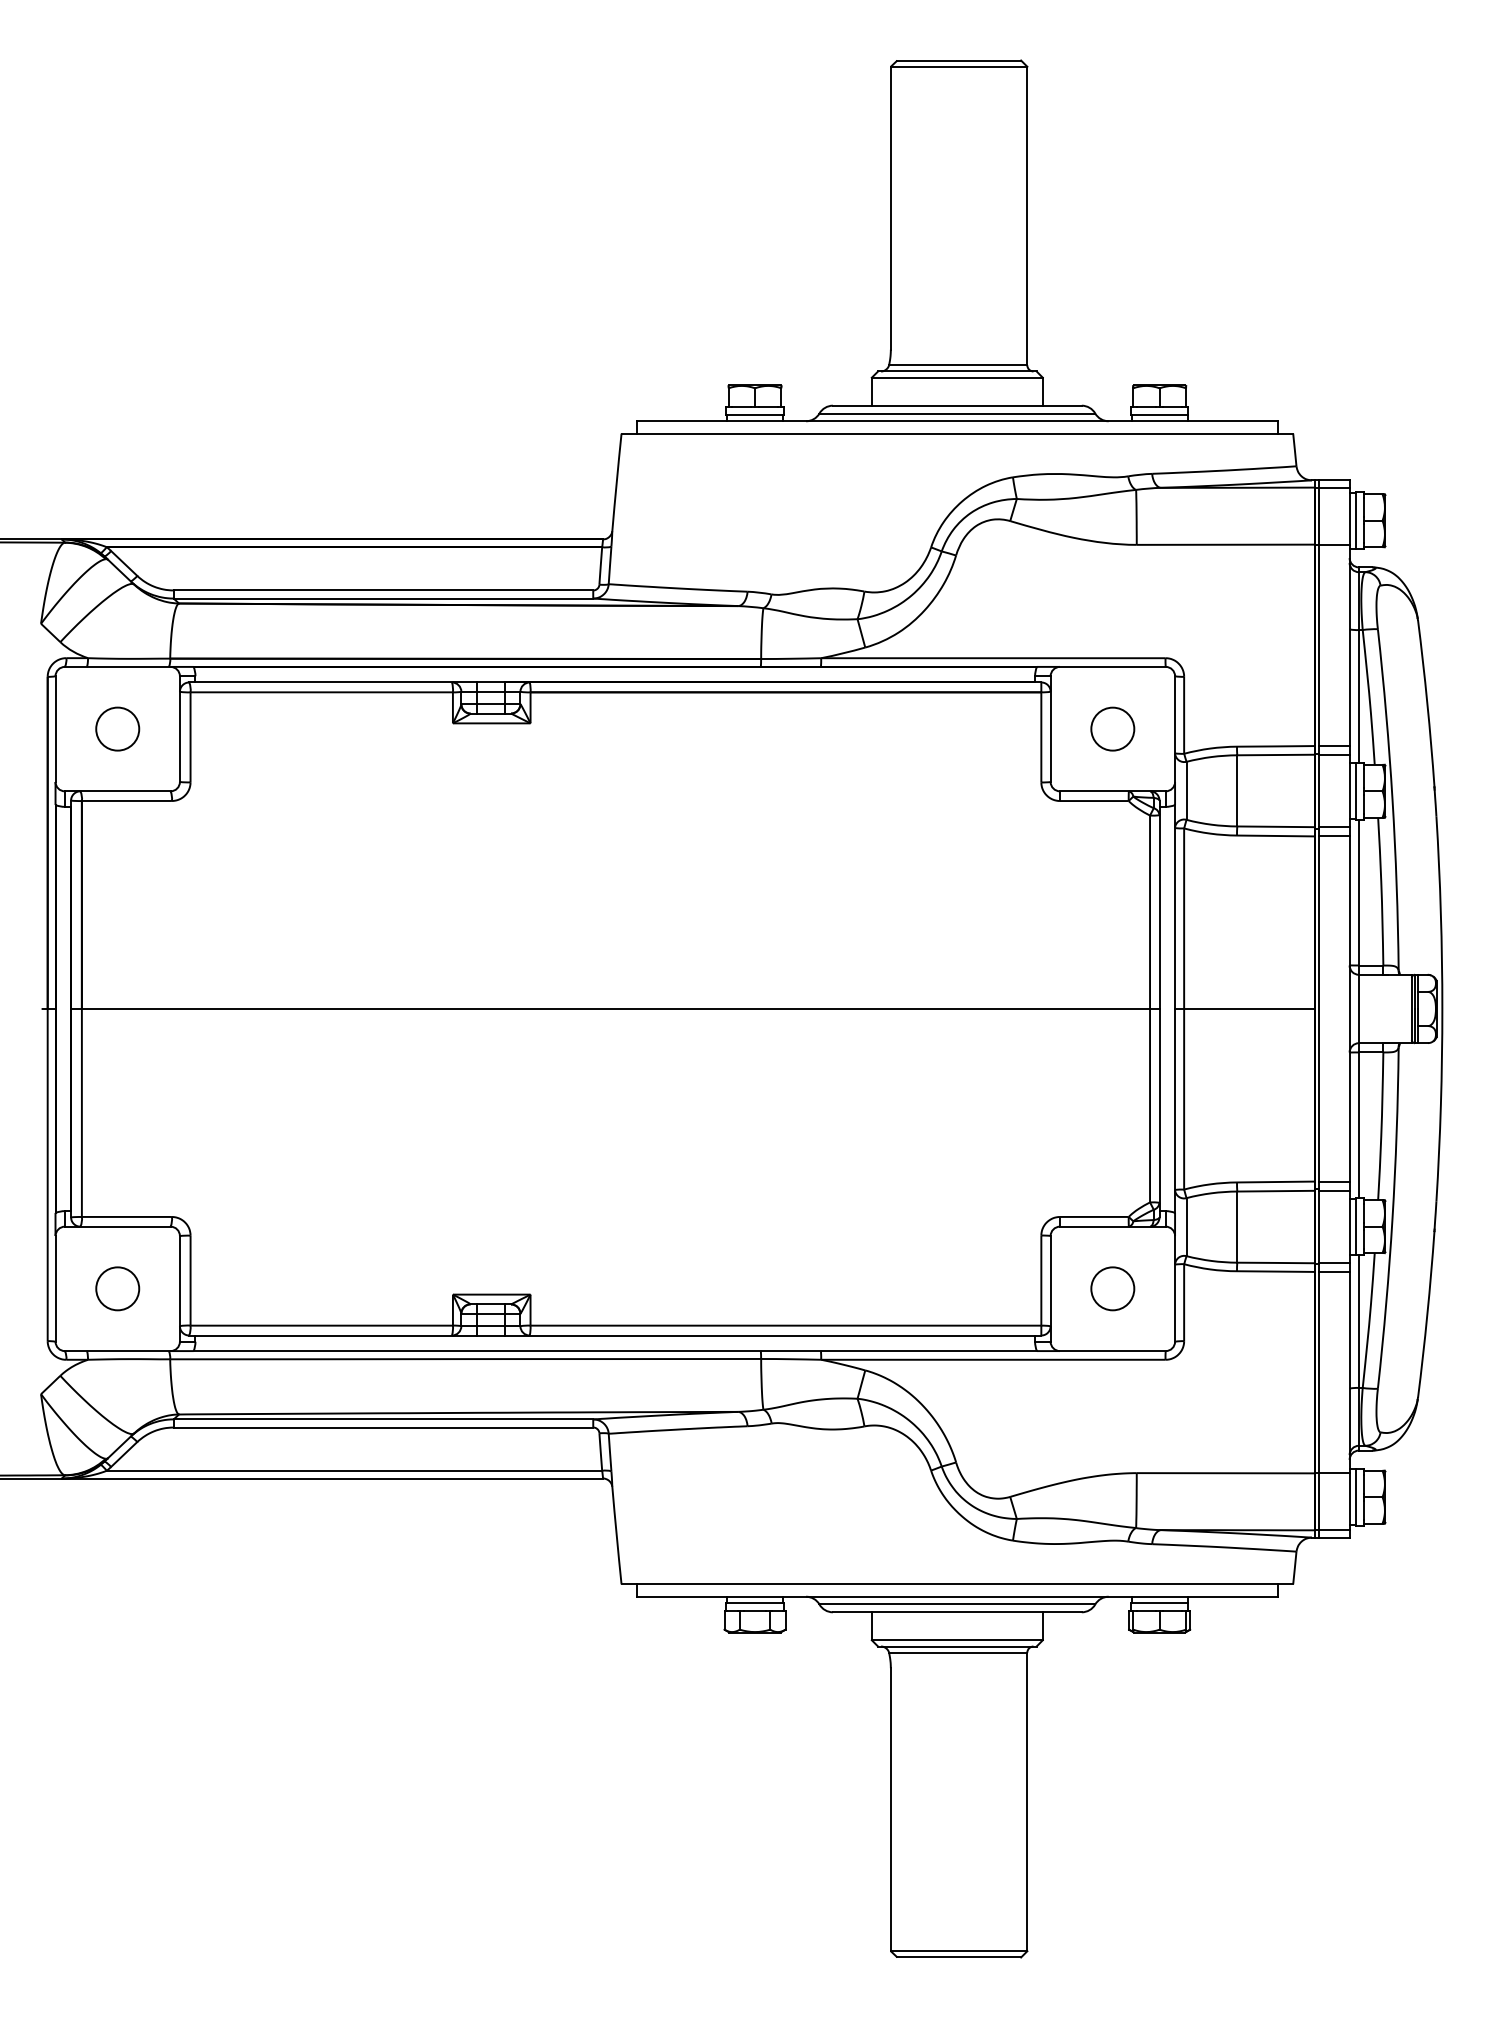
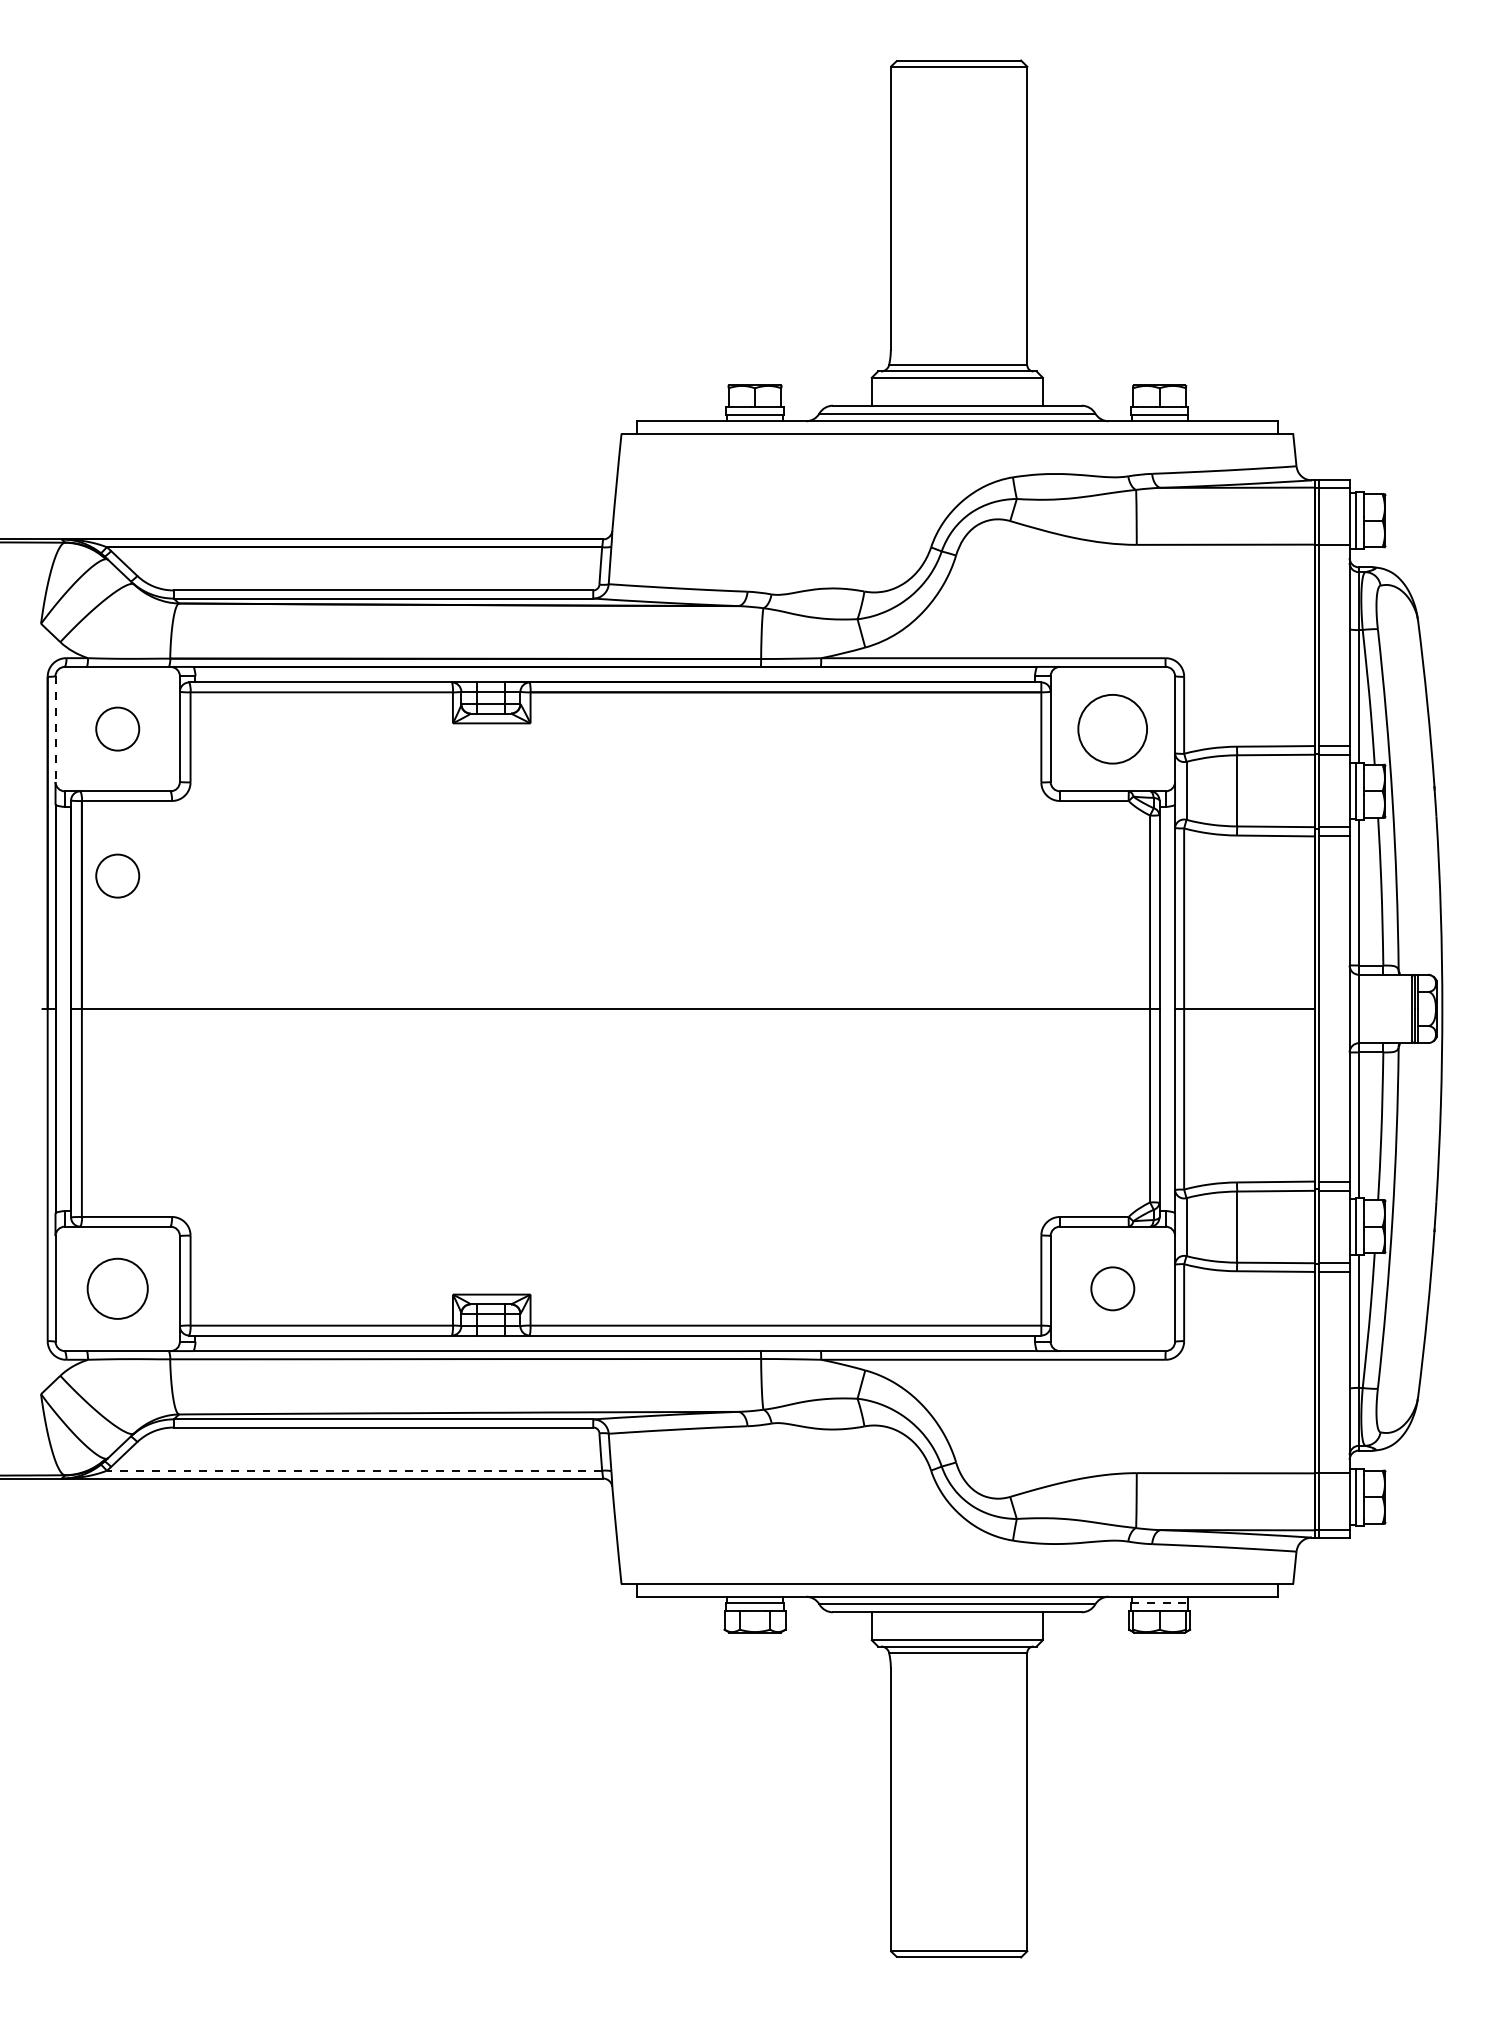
circle size: 46x46 px -> 71x71 px (1112, 729)
line: solid -> dashed (55, 729)
circle: none -> present (117, 875)
circle diameter: 43 px -> 60 px (117, 1288)
line: solid -> dashed (354, 1470)
line: solid -> dashed (1159, 1602)
